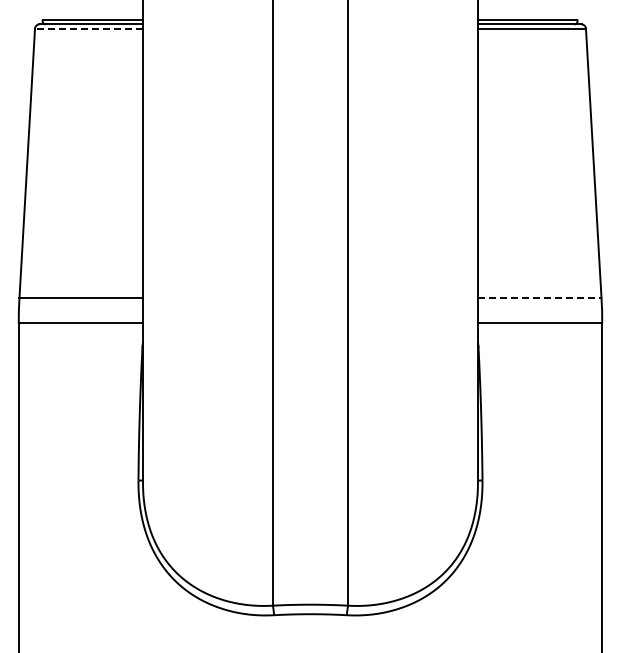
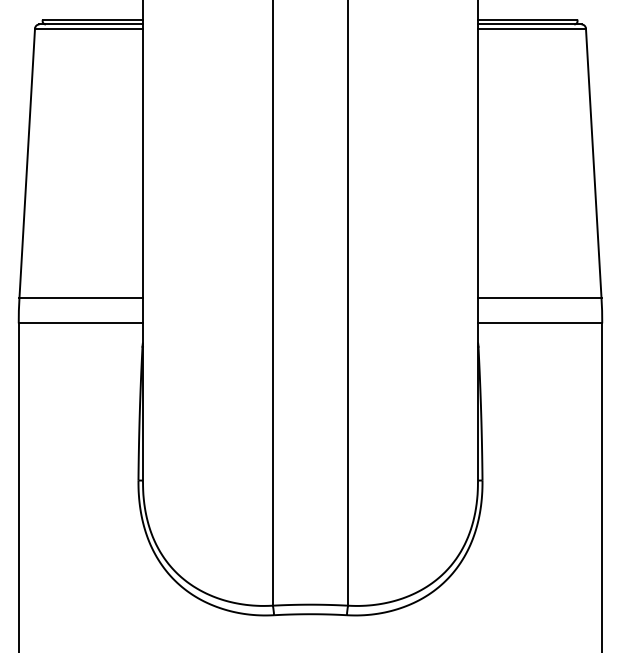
line: dashed -> solid (89, 28)
line: dashed -> solid (539, 298)
